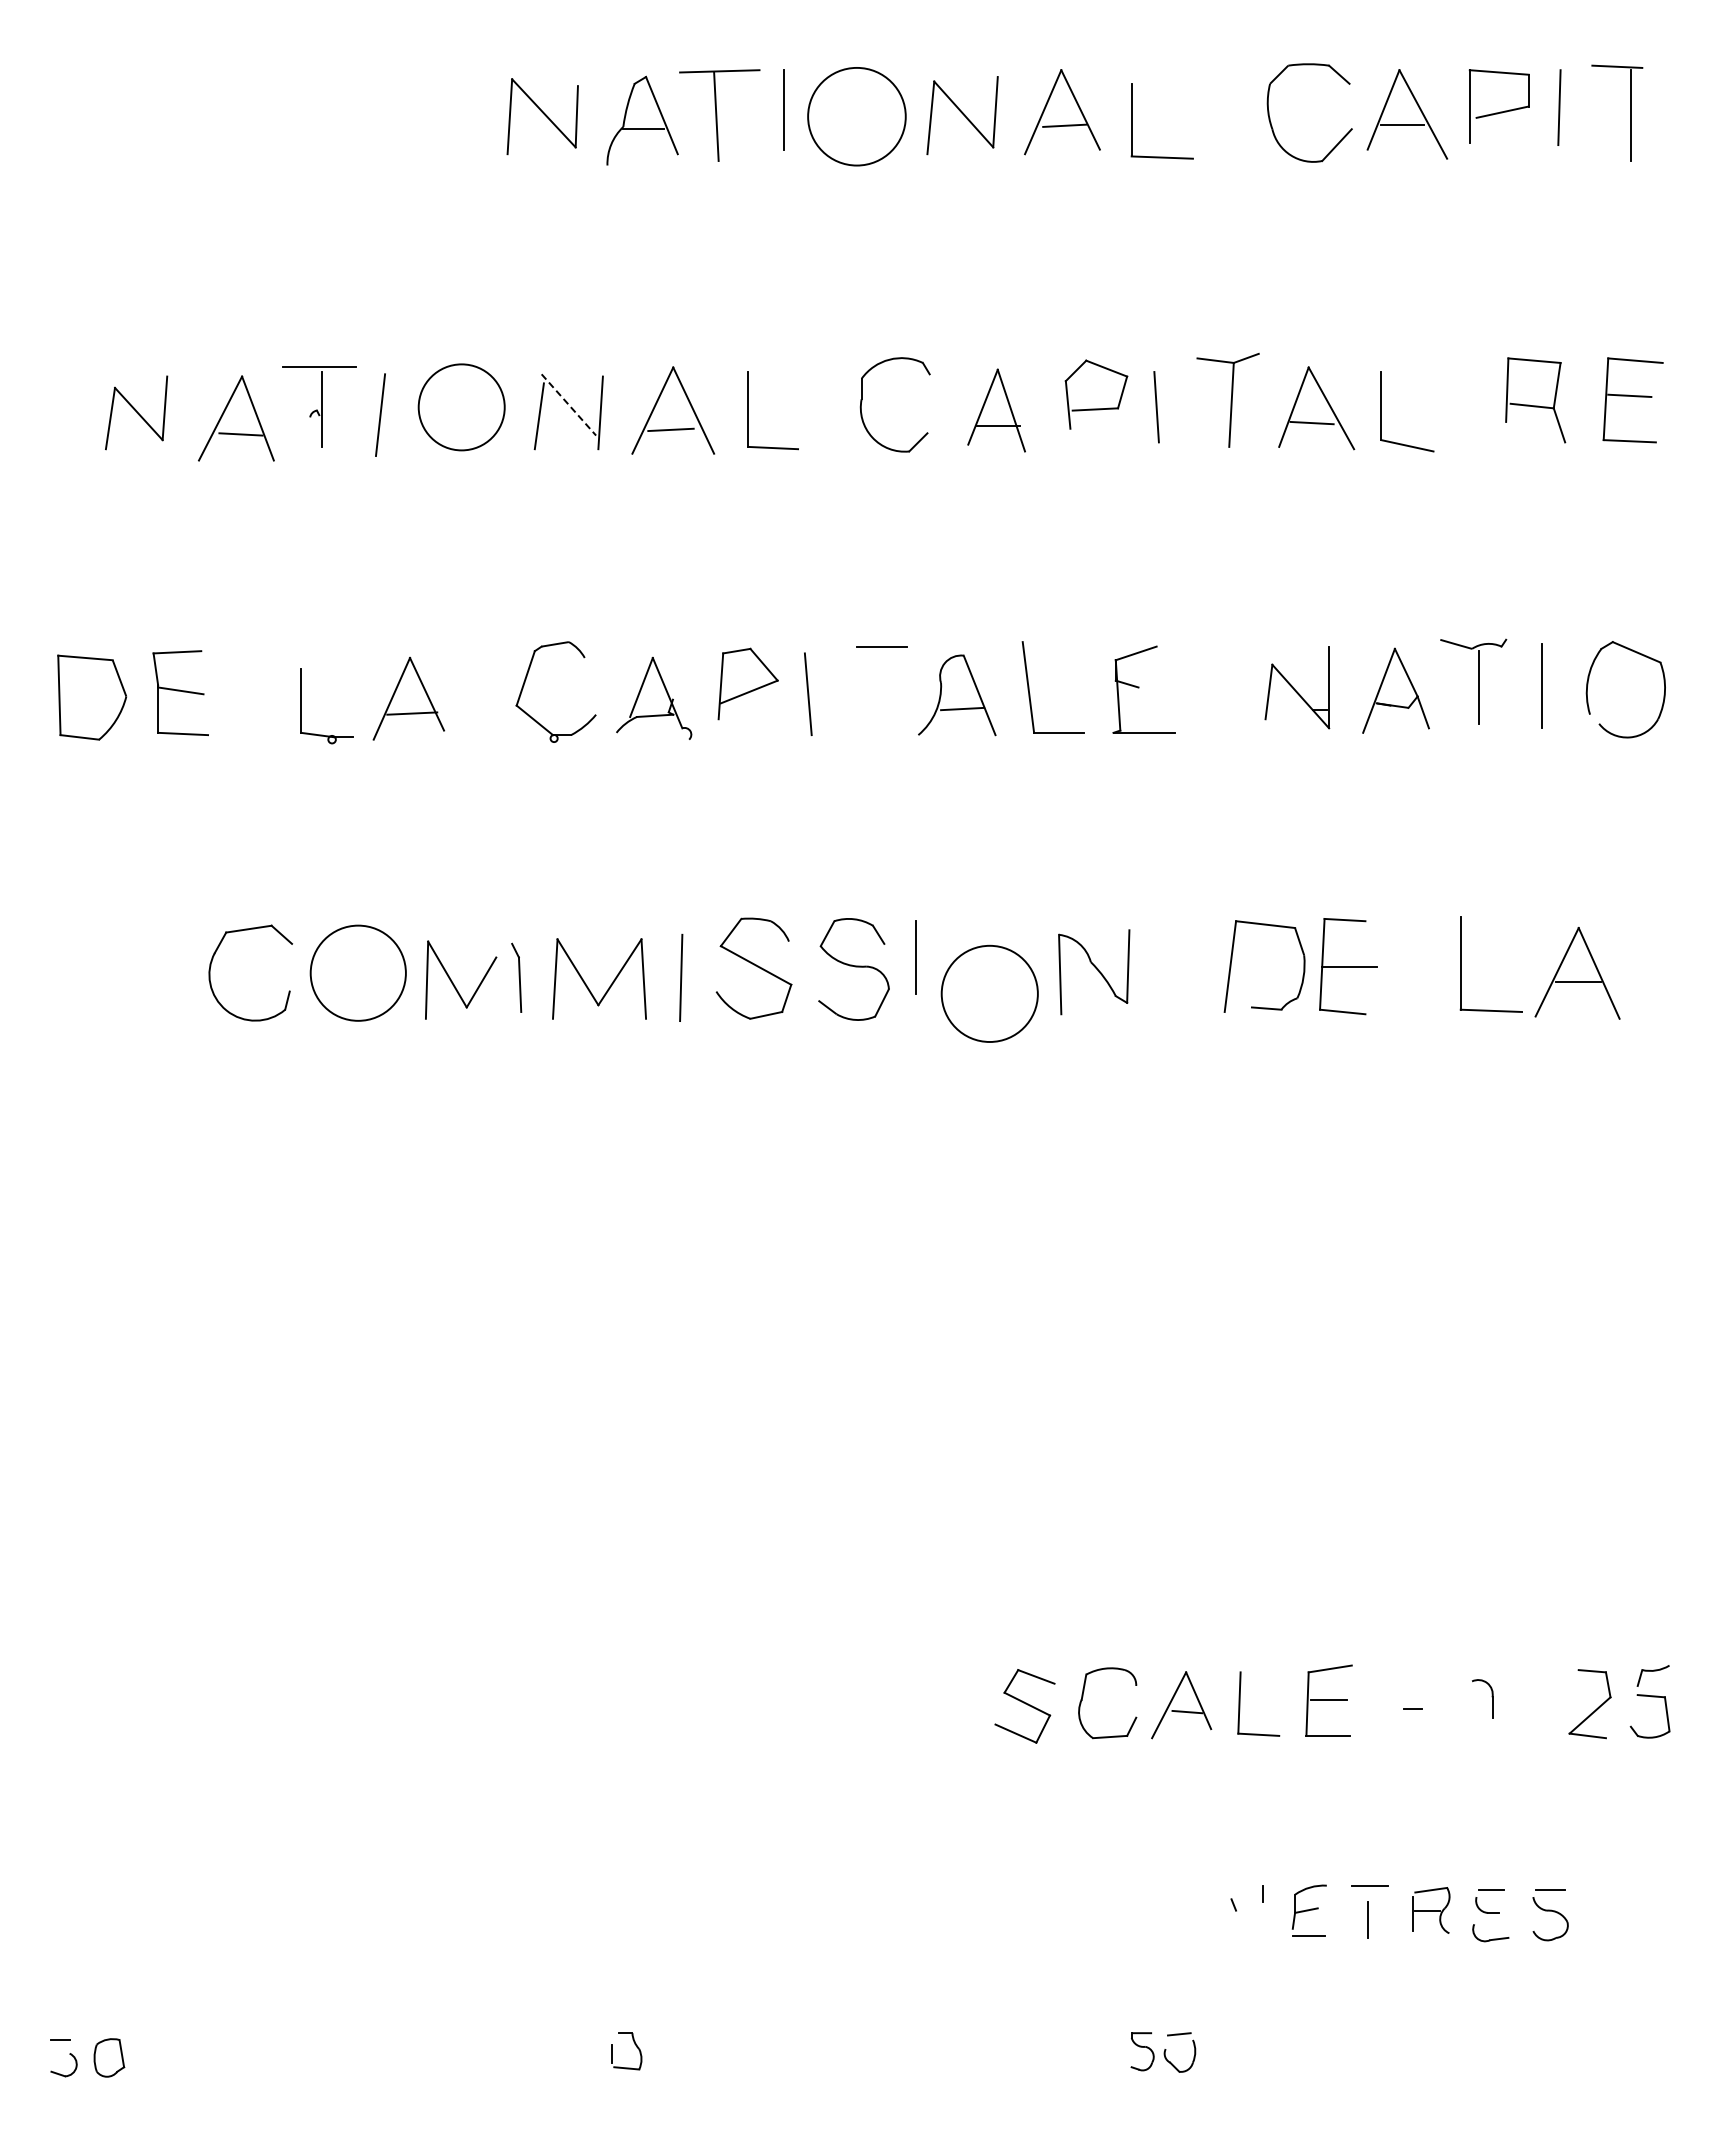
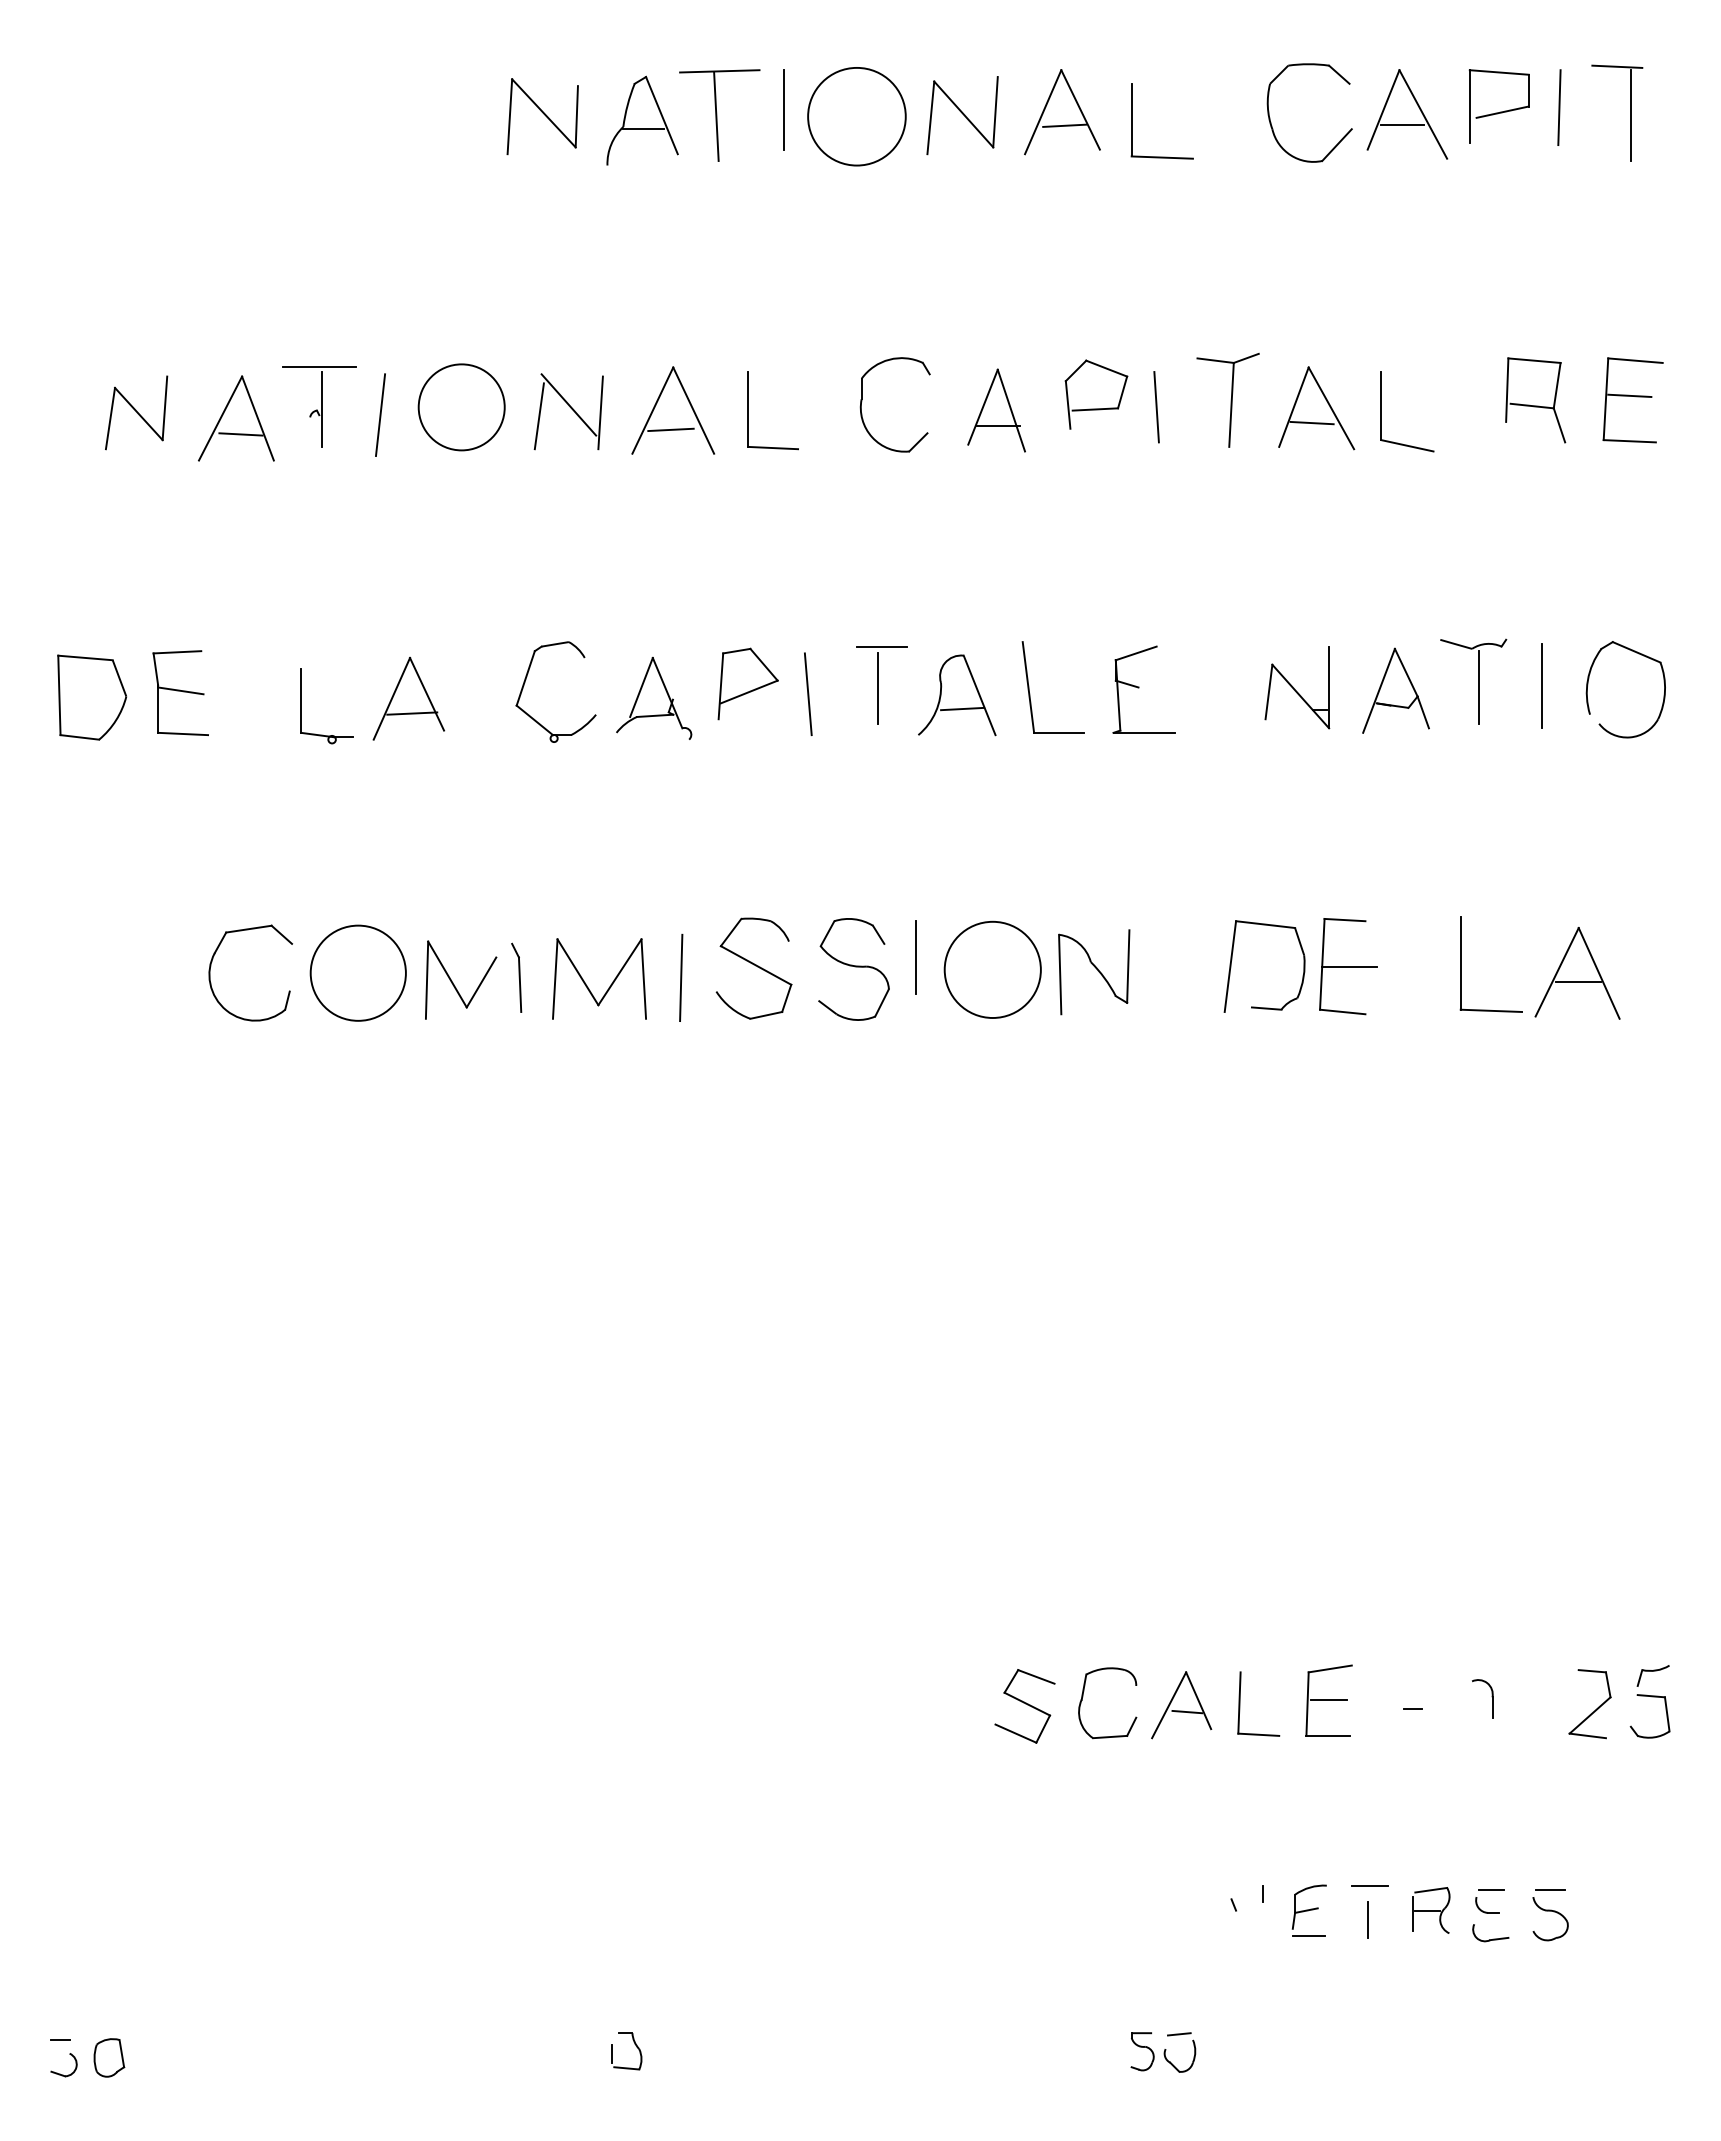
line: dashed -> solid (568, 404)
line: none -> present (877, 688)
circle position: (989, 993) -> (992, 969) (992, 969)
